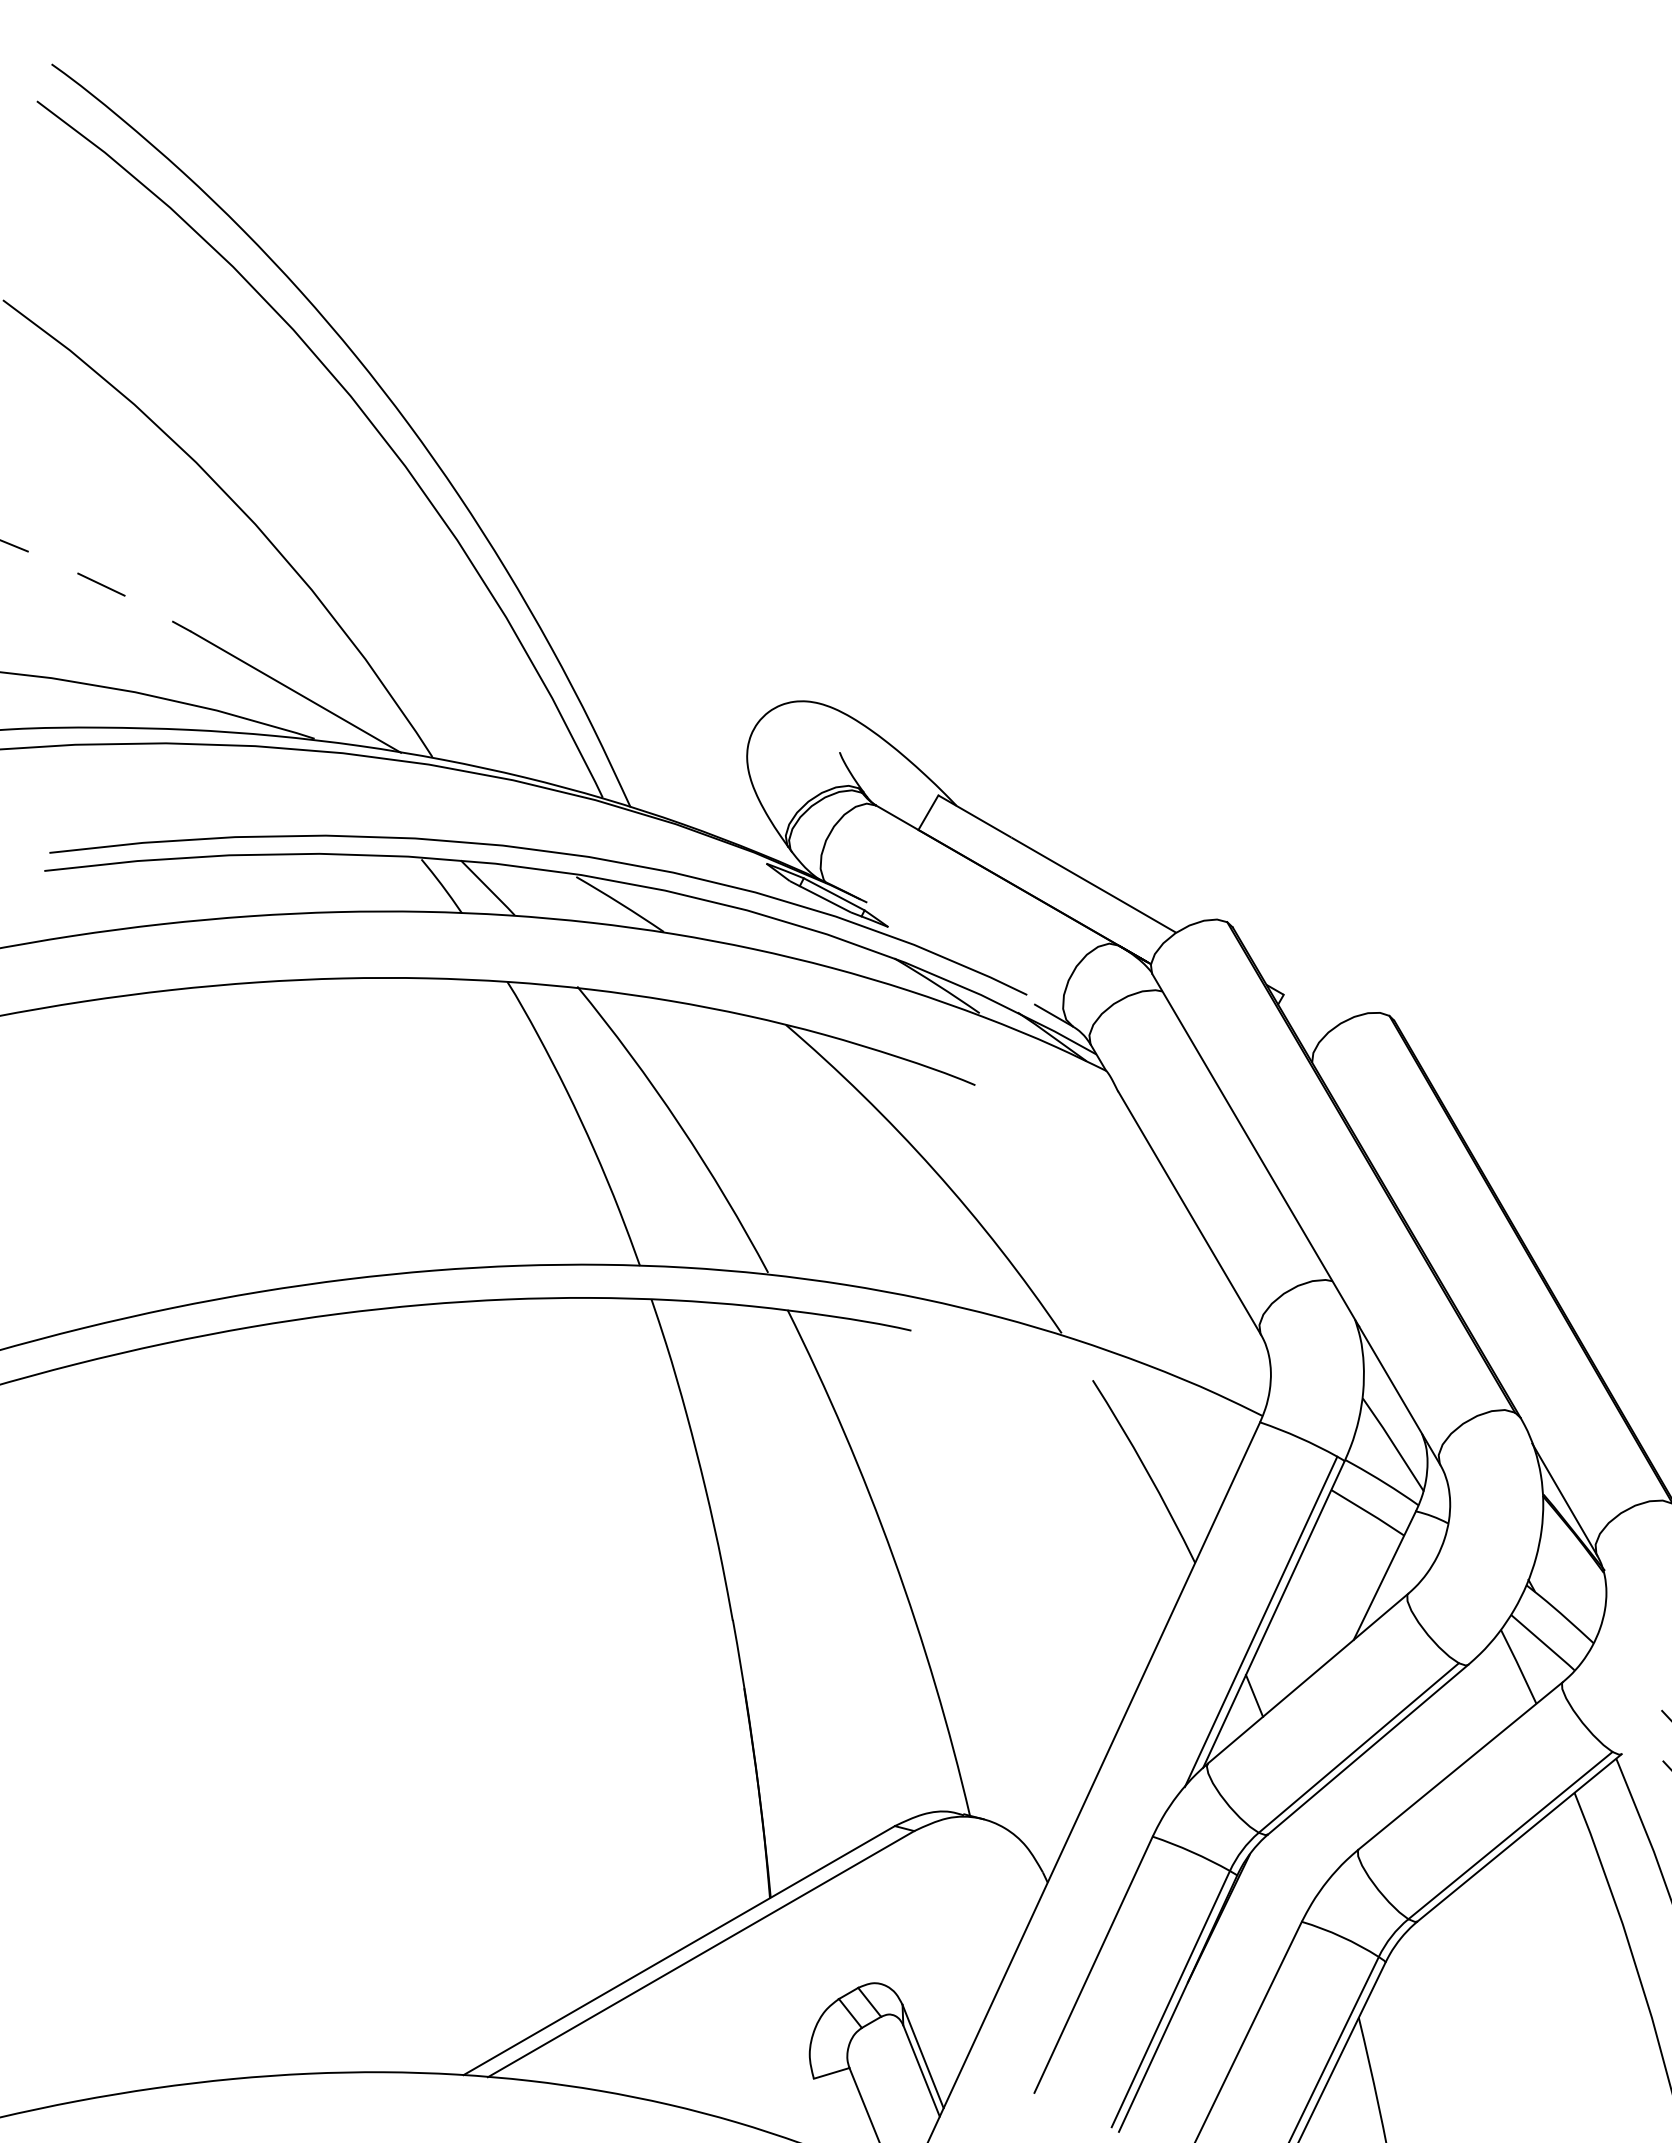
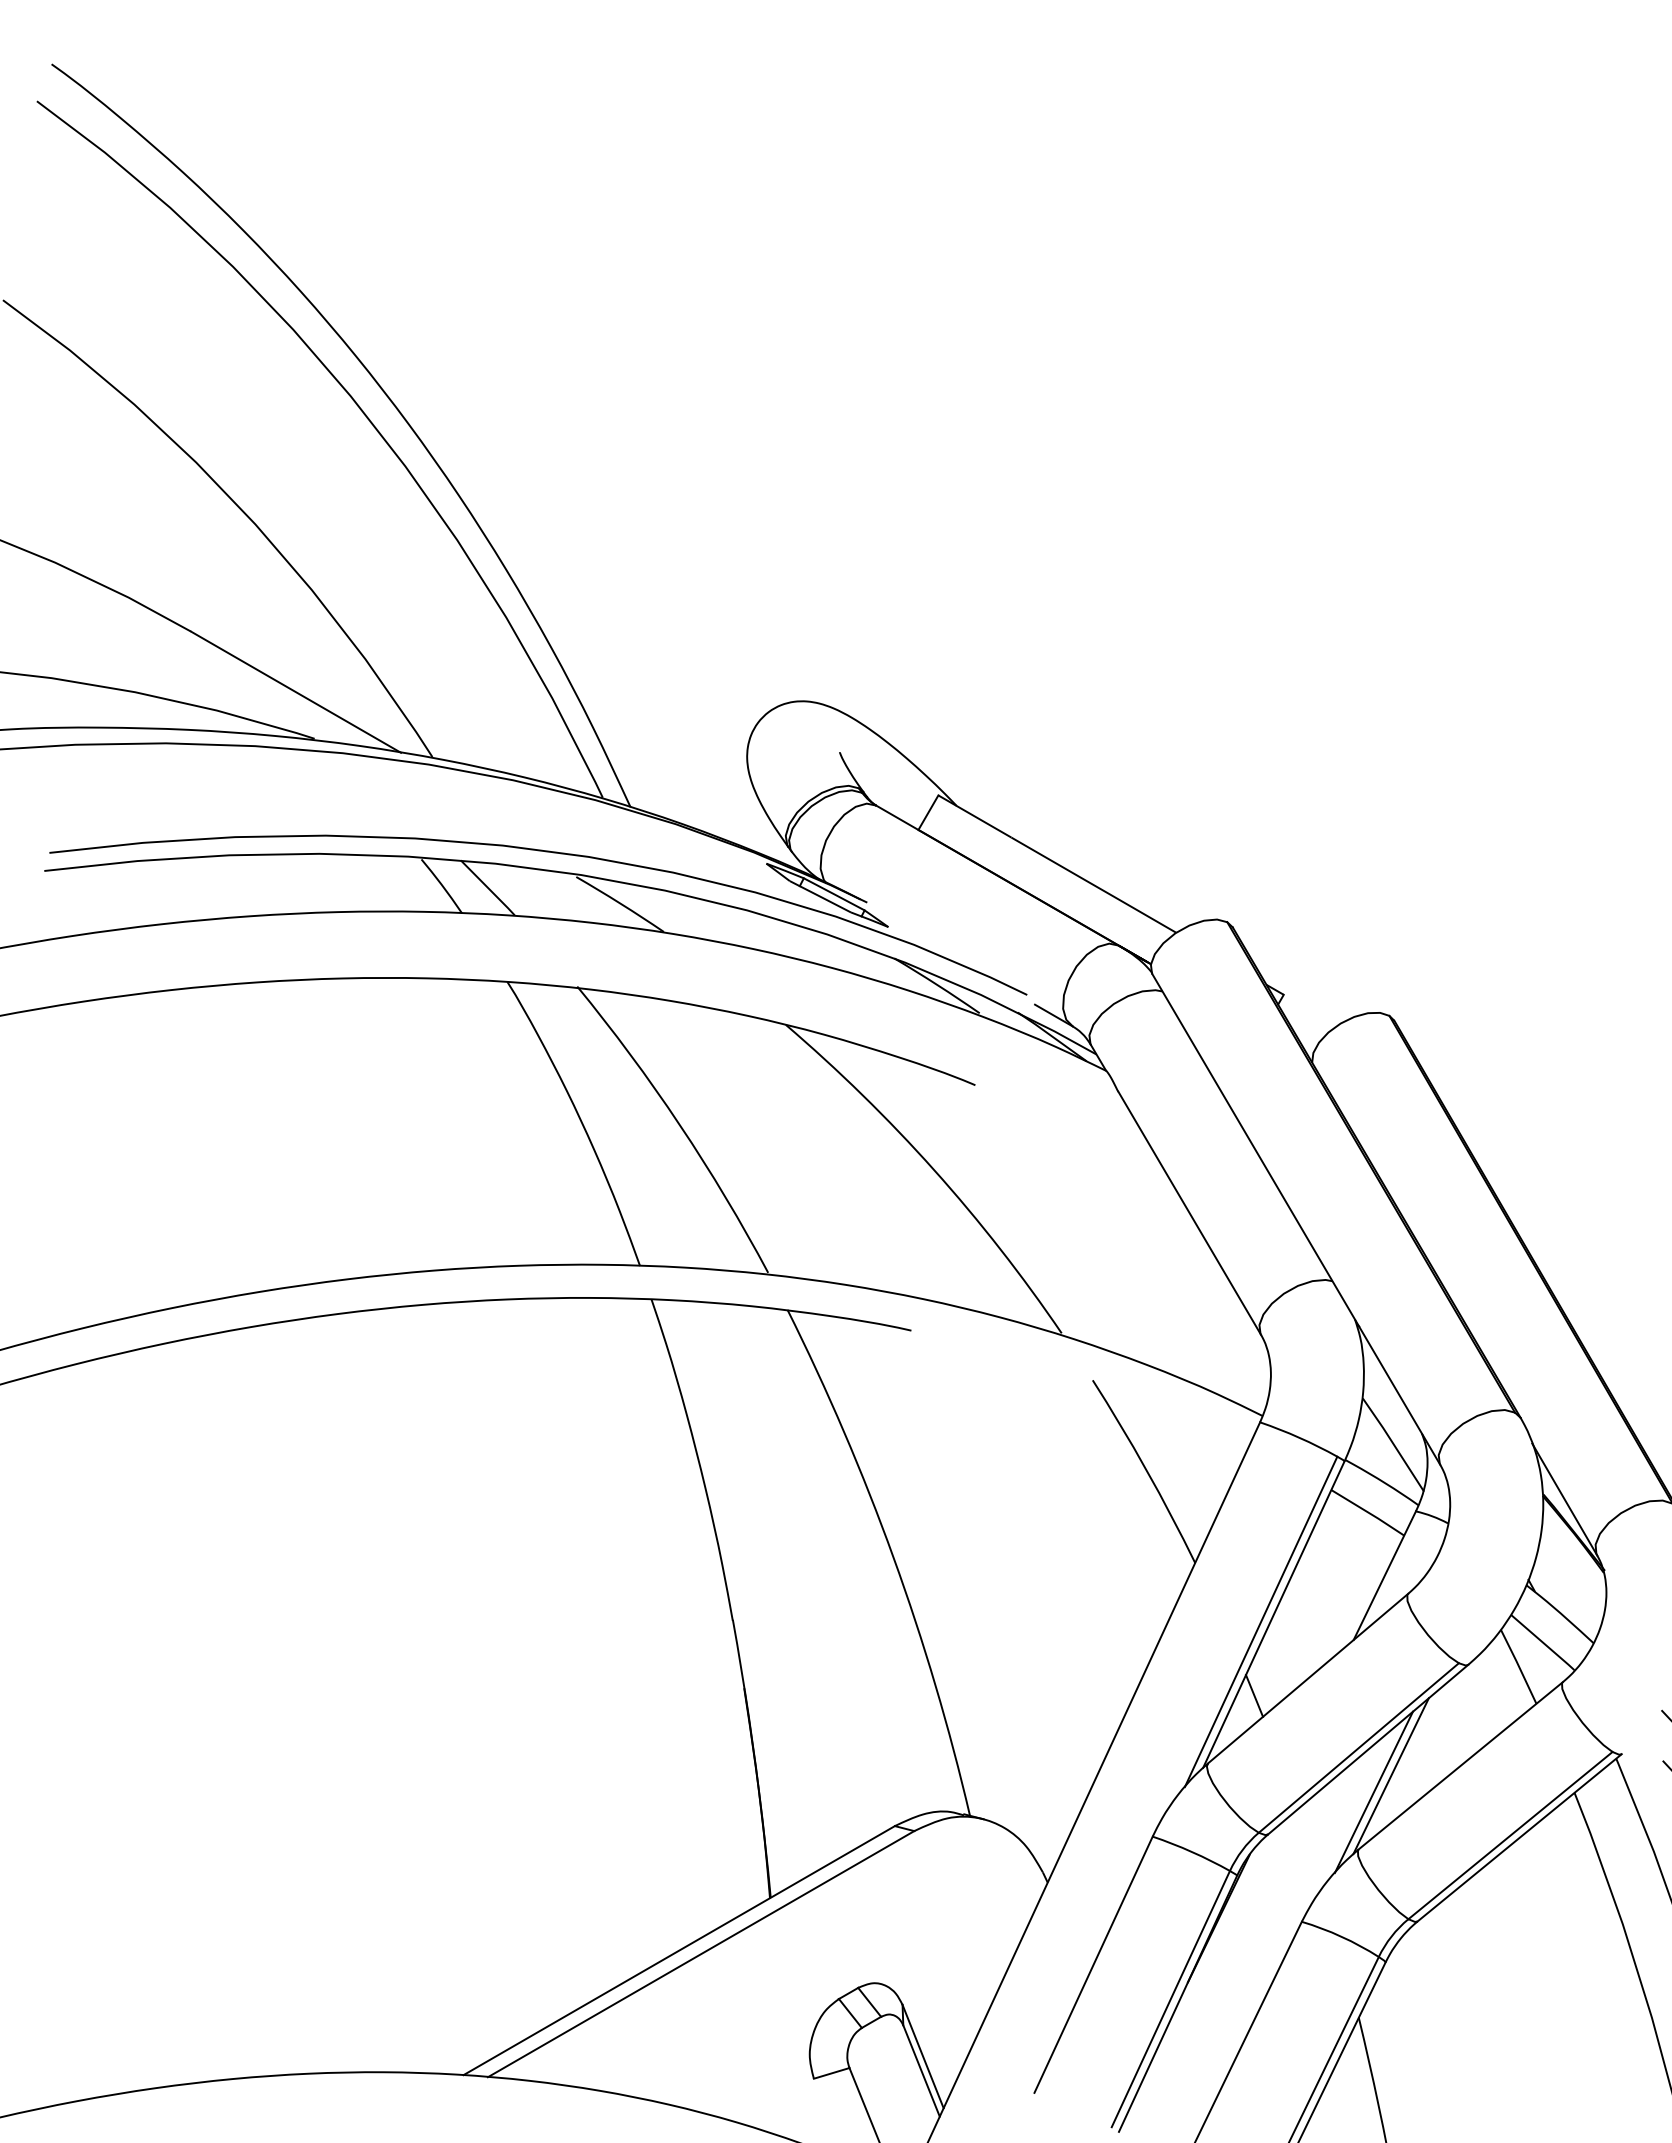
line: dashed -> solid (97, 582)
line: none -> present (1390, 1776)
line: none -> present (1373, 1792)
